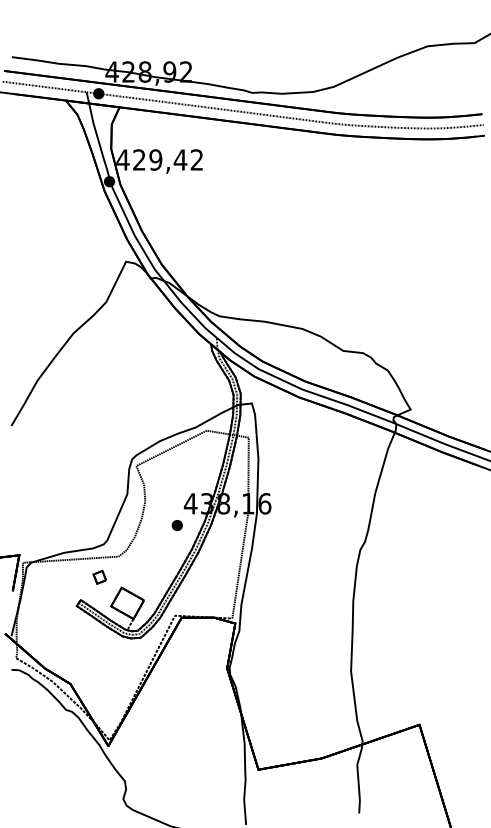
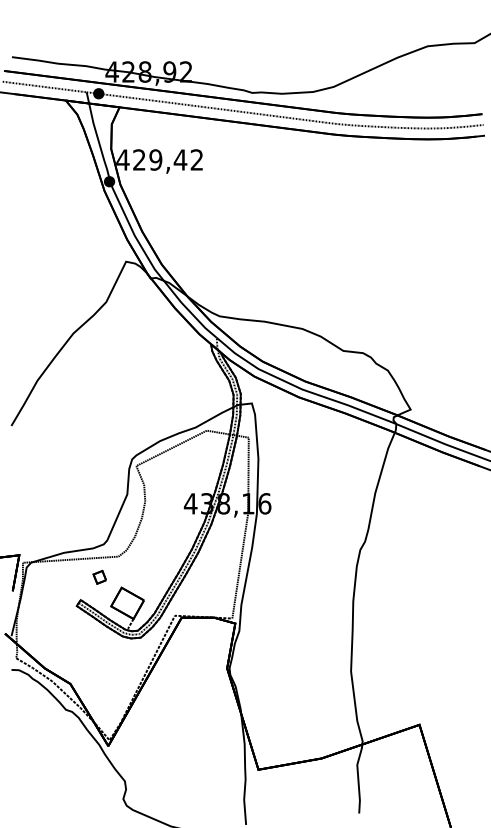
part: present -> none (176, 525)
